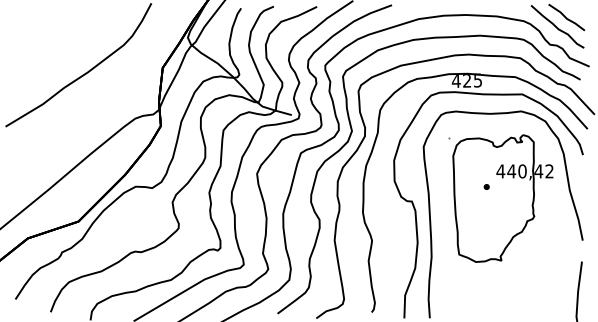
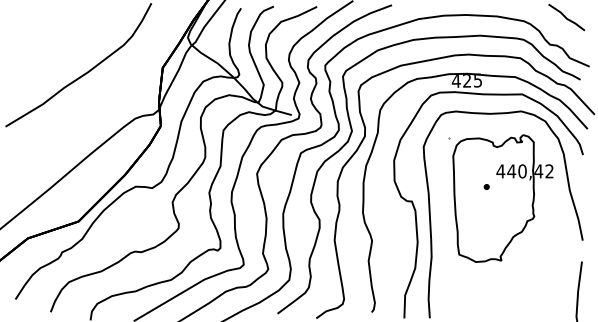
curve: present -> none (557, 26)
